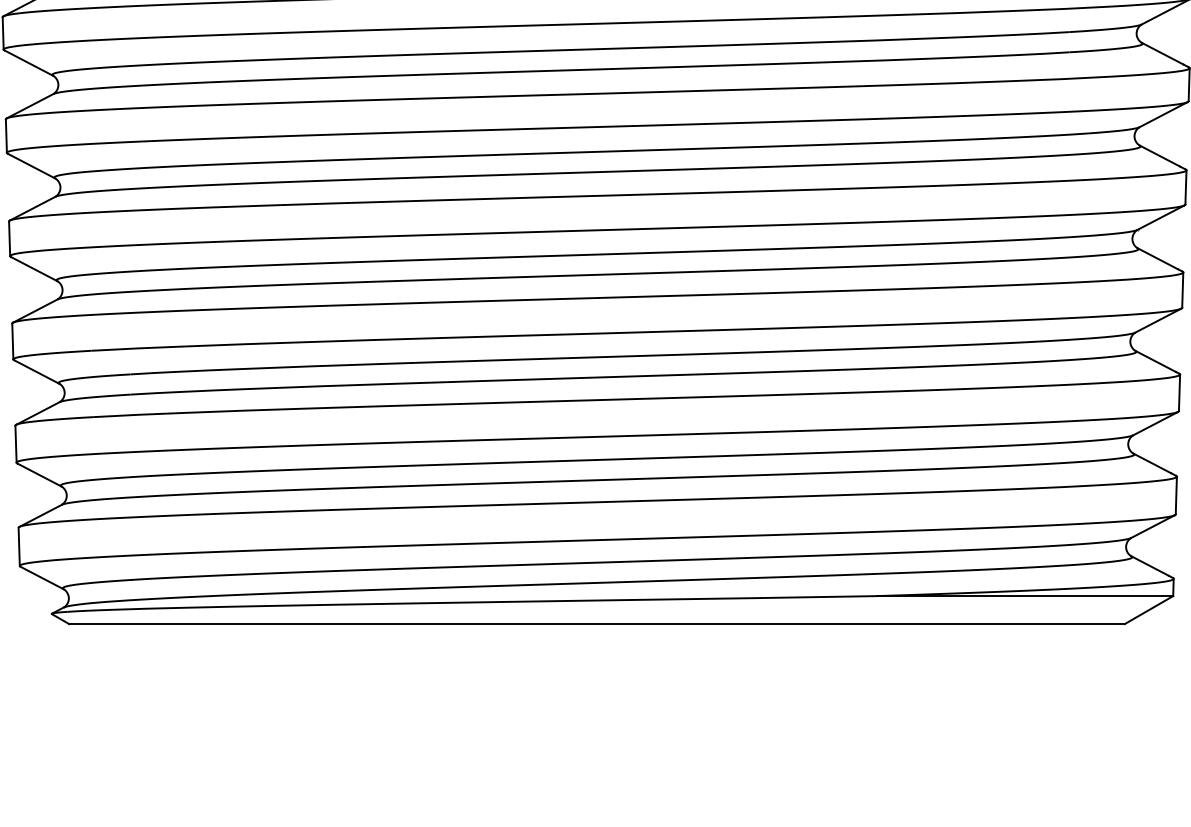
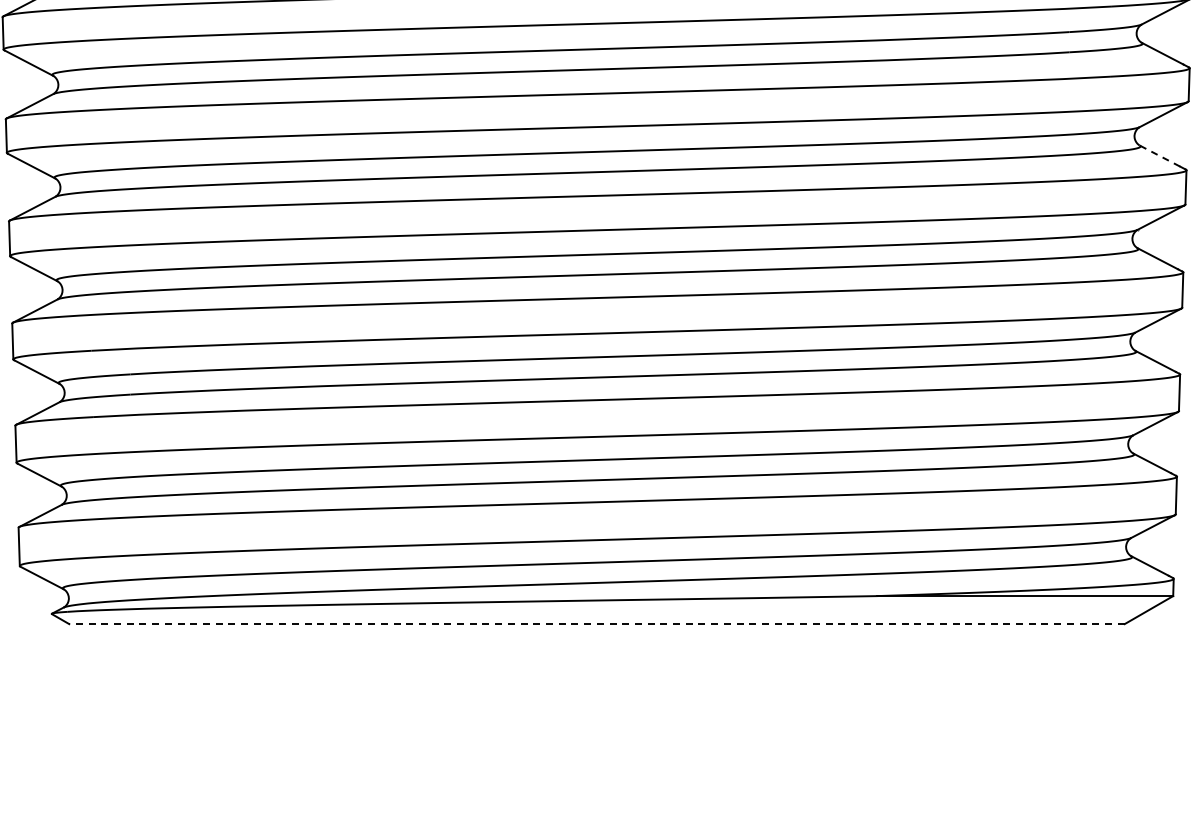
line: solid -> dashed (1159, 156)
line: solid -> dashed (596, 624)
